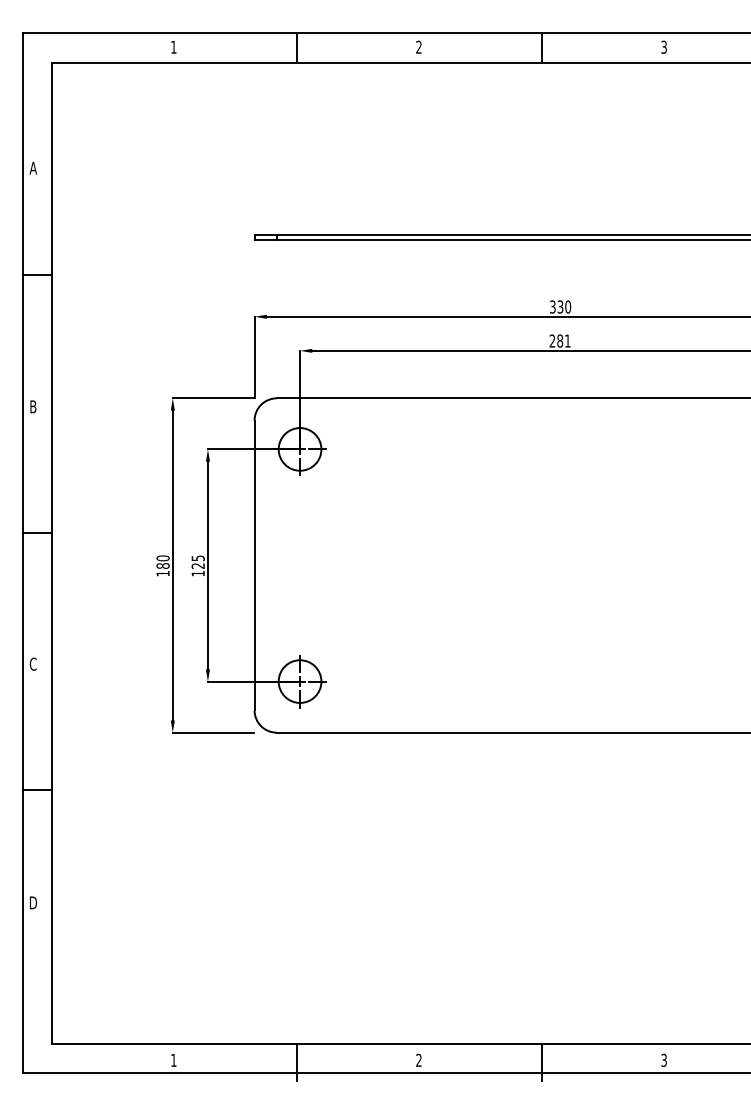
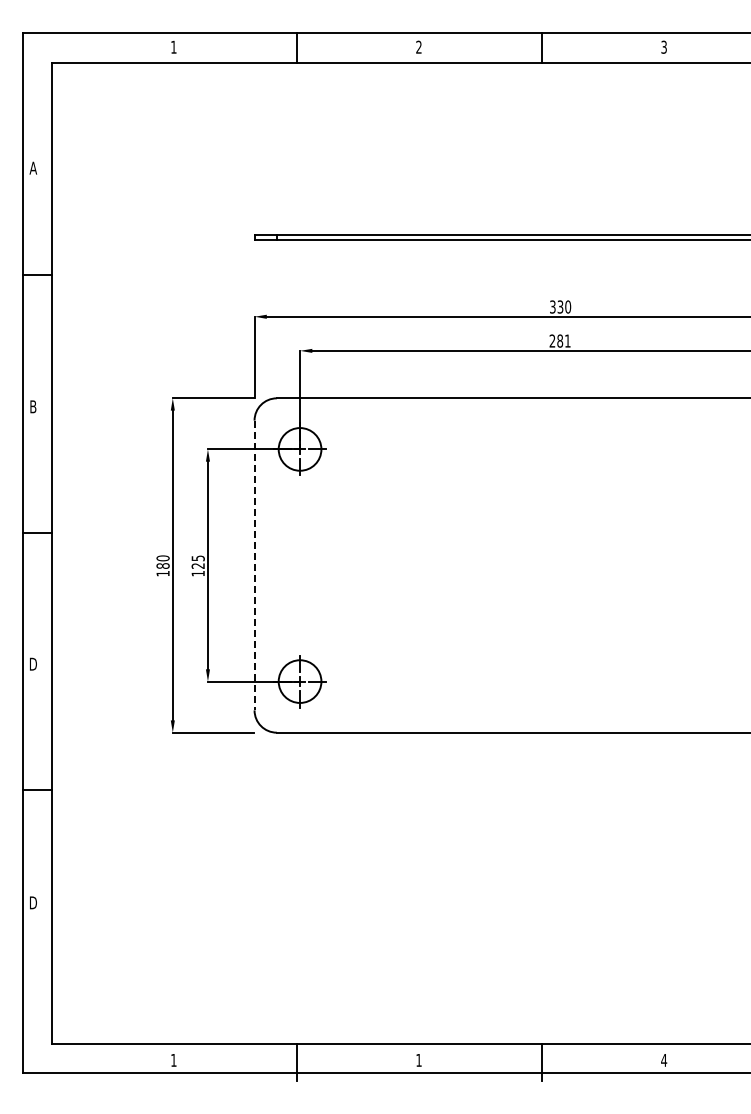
line: solid -> dashed (254, 565)
text: C -> D (32, 663)
text: 2 -> 1 (418, 1059)
text: 3 -> 4 (664, 1059)
